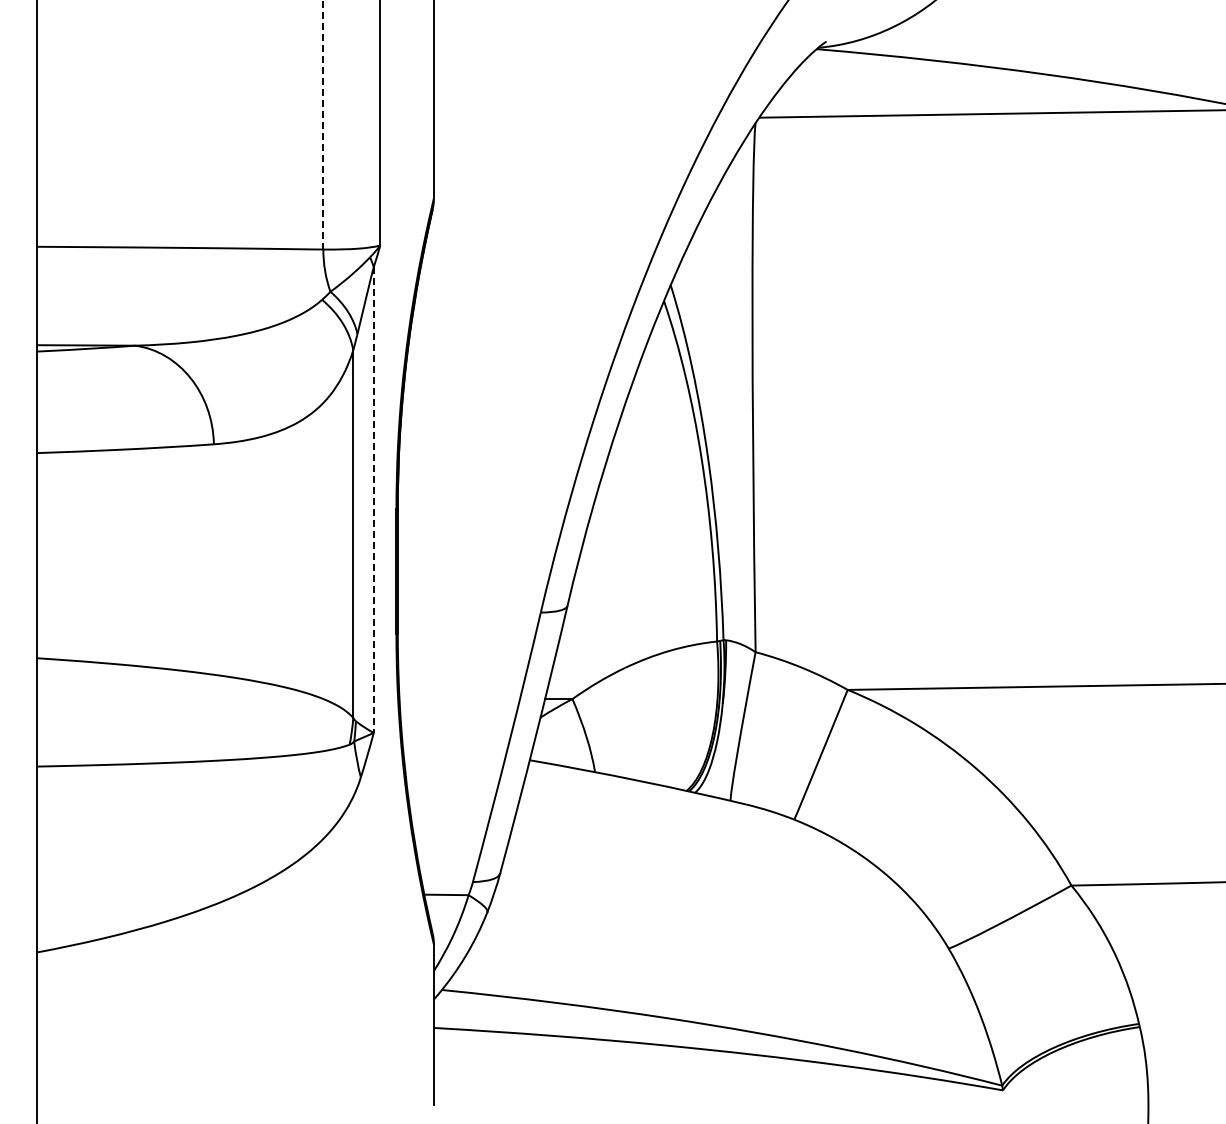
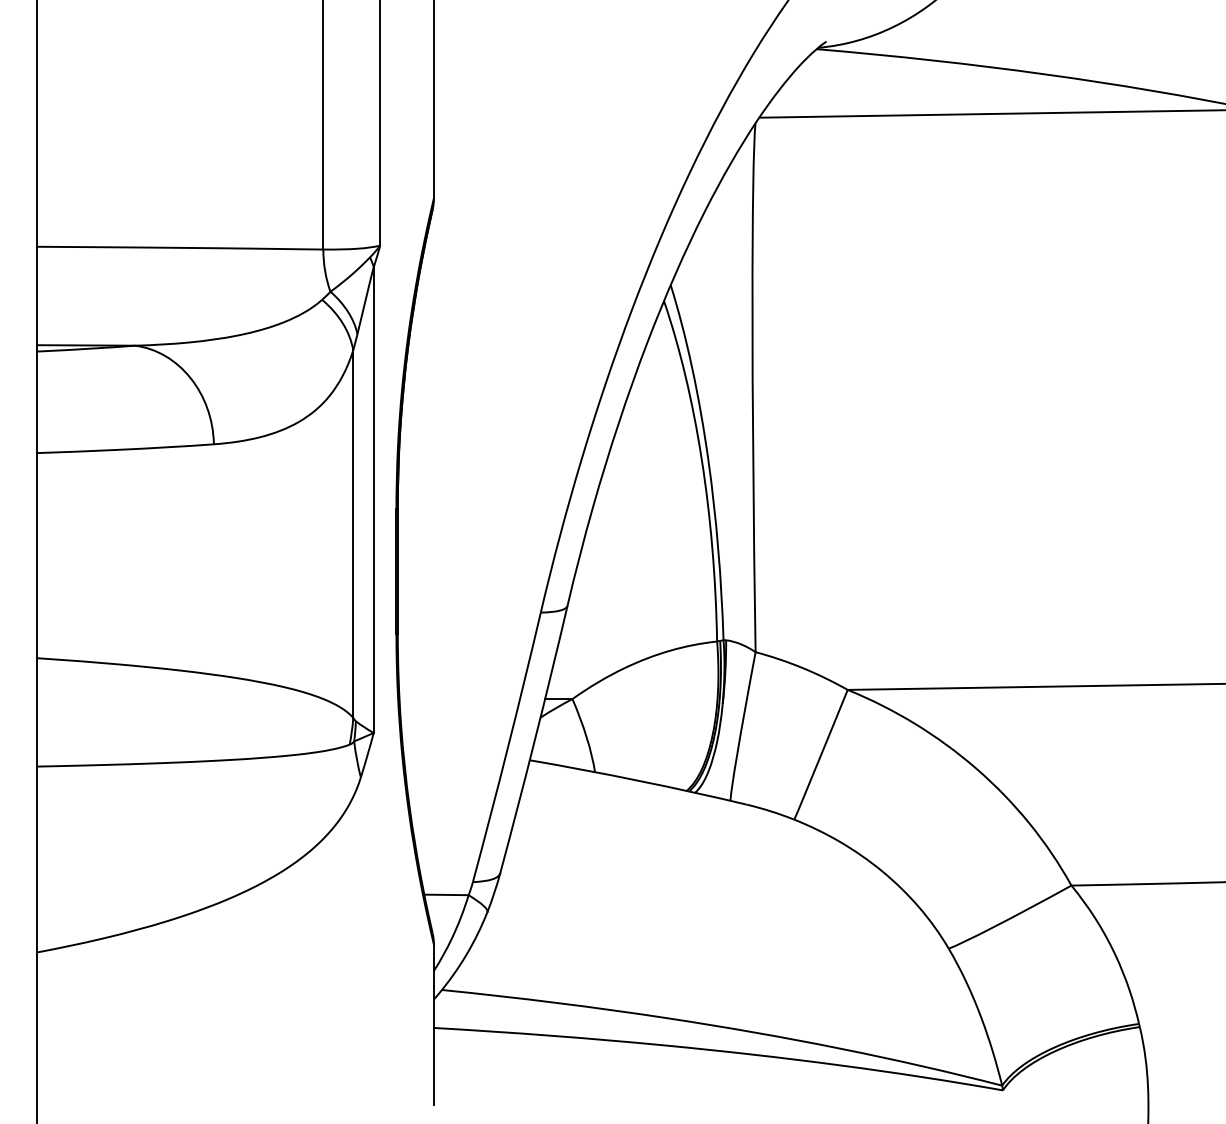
line: dashed -> solid (323, 124)
line: dashed -> solid (373, 500)
